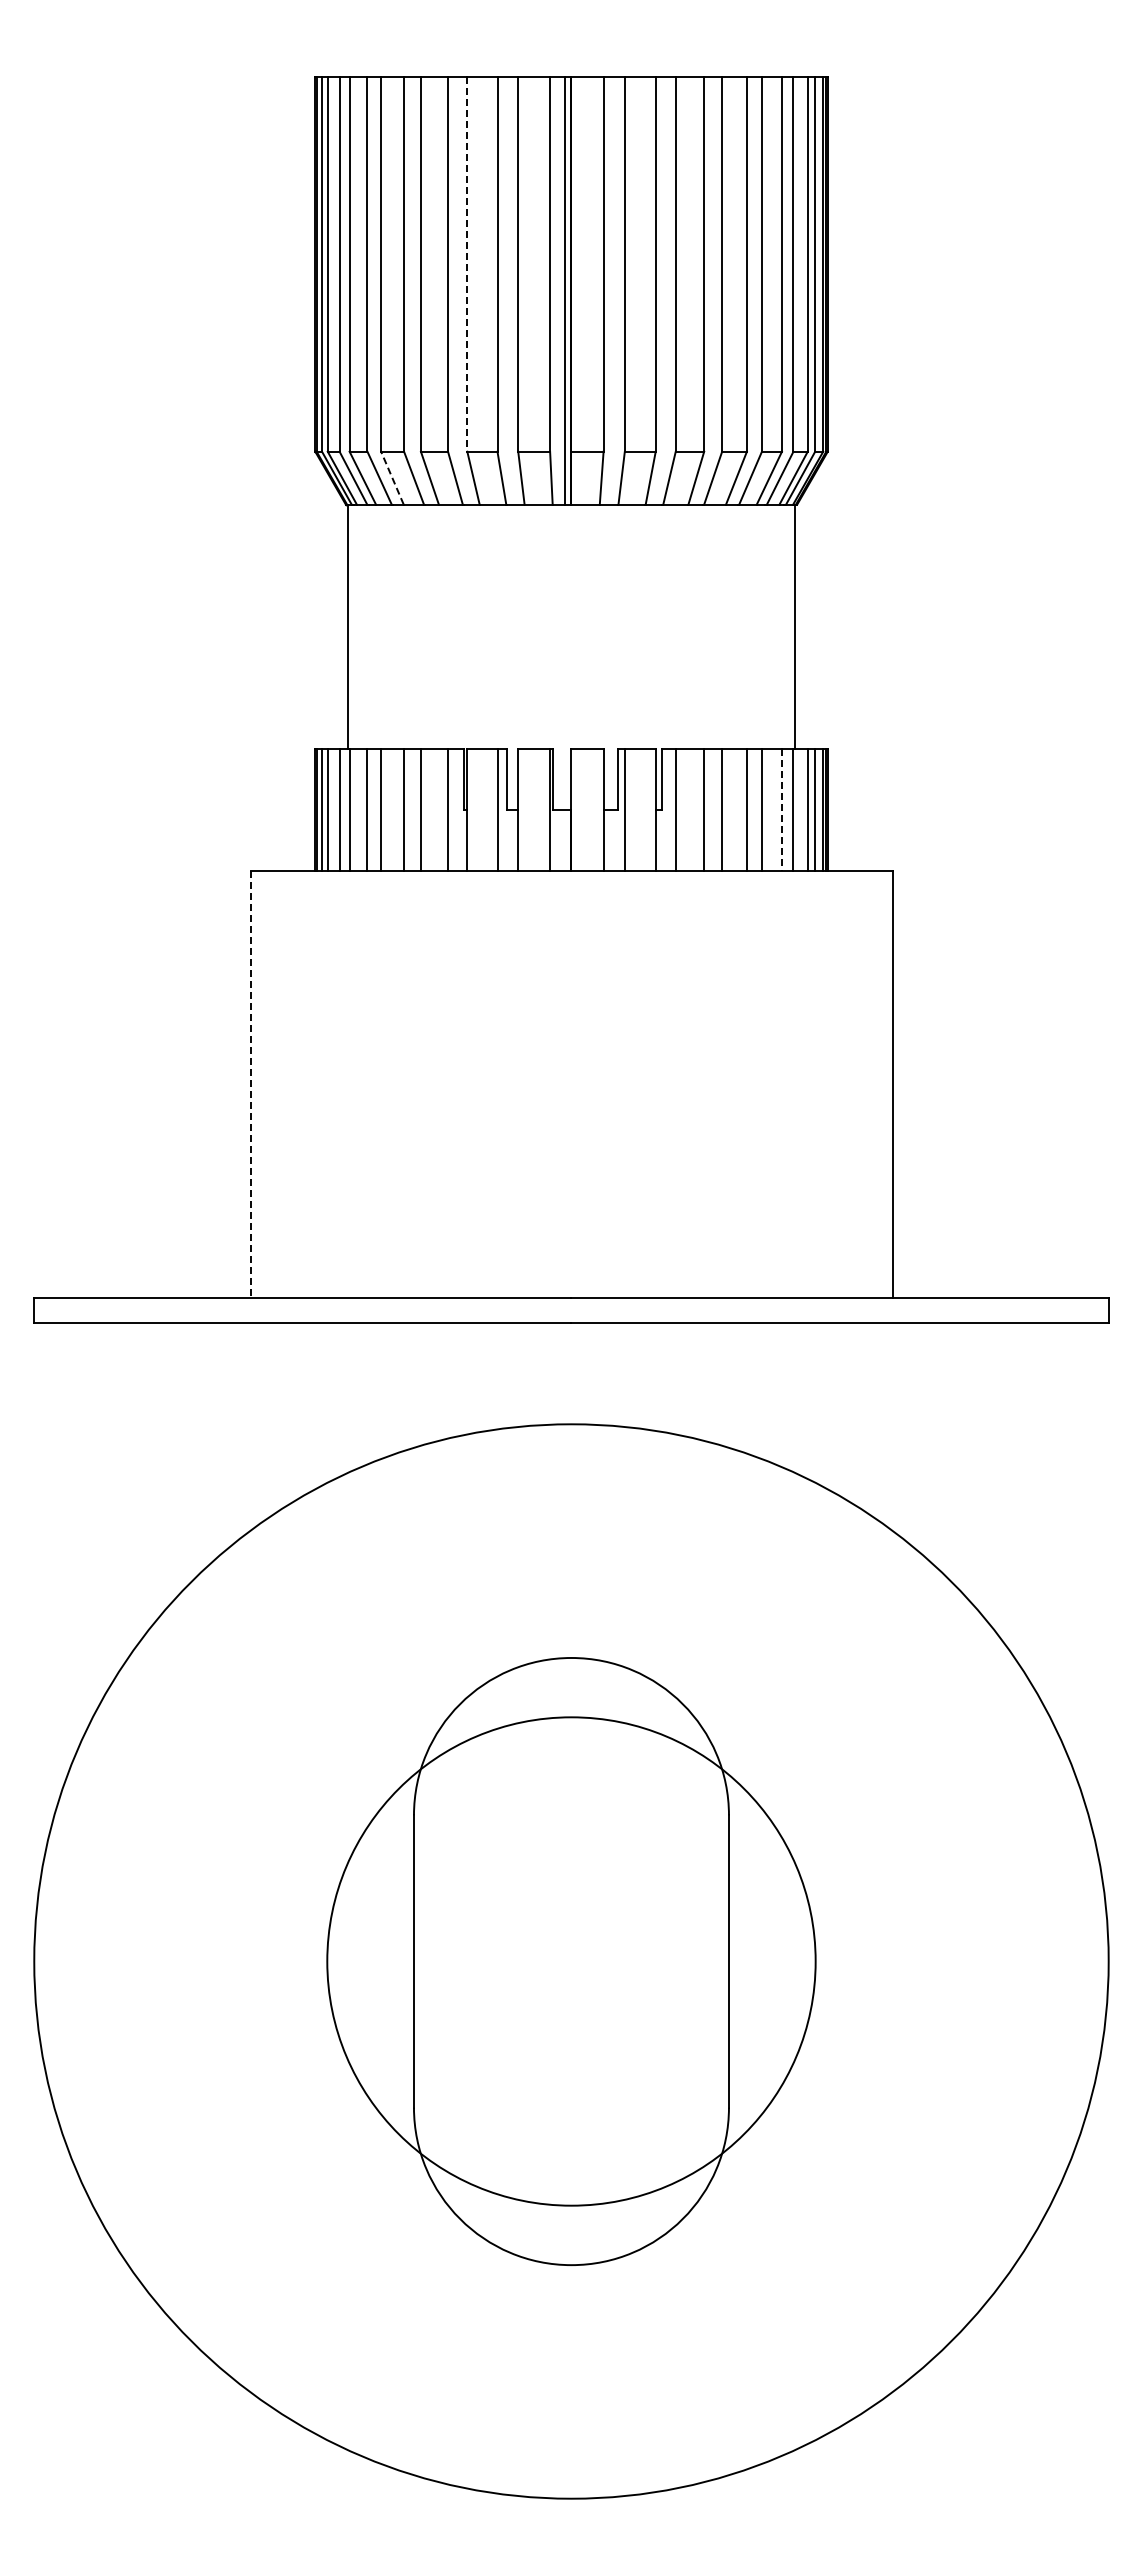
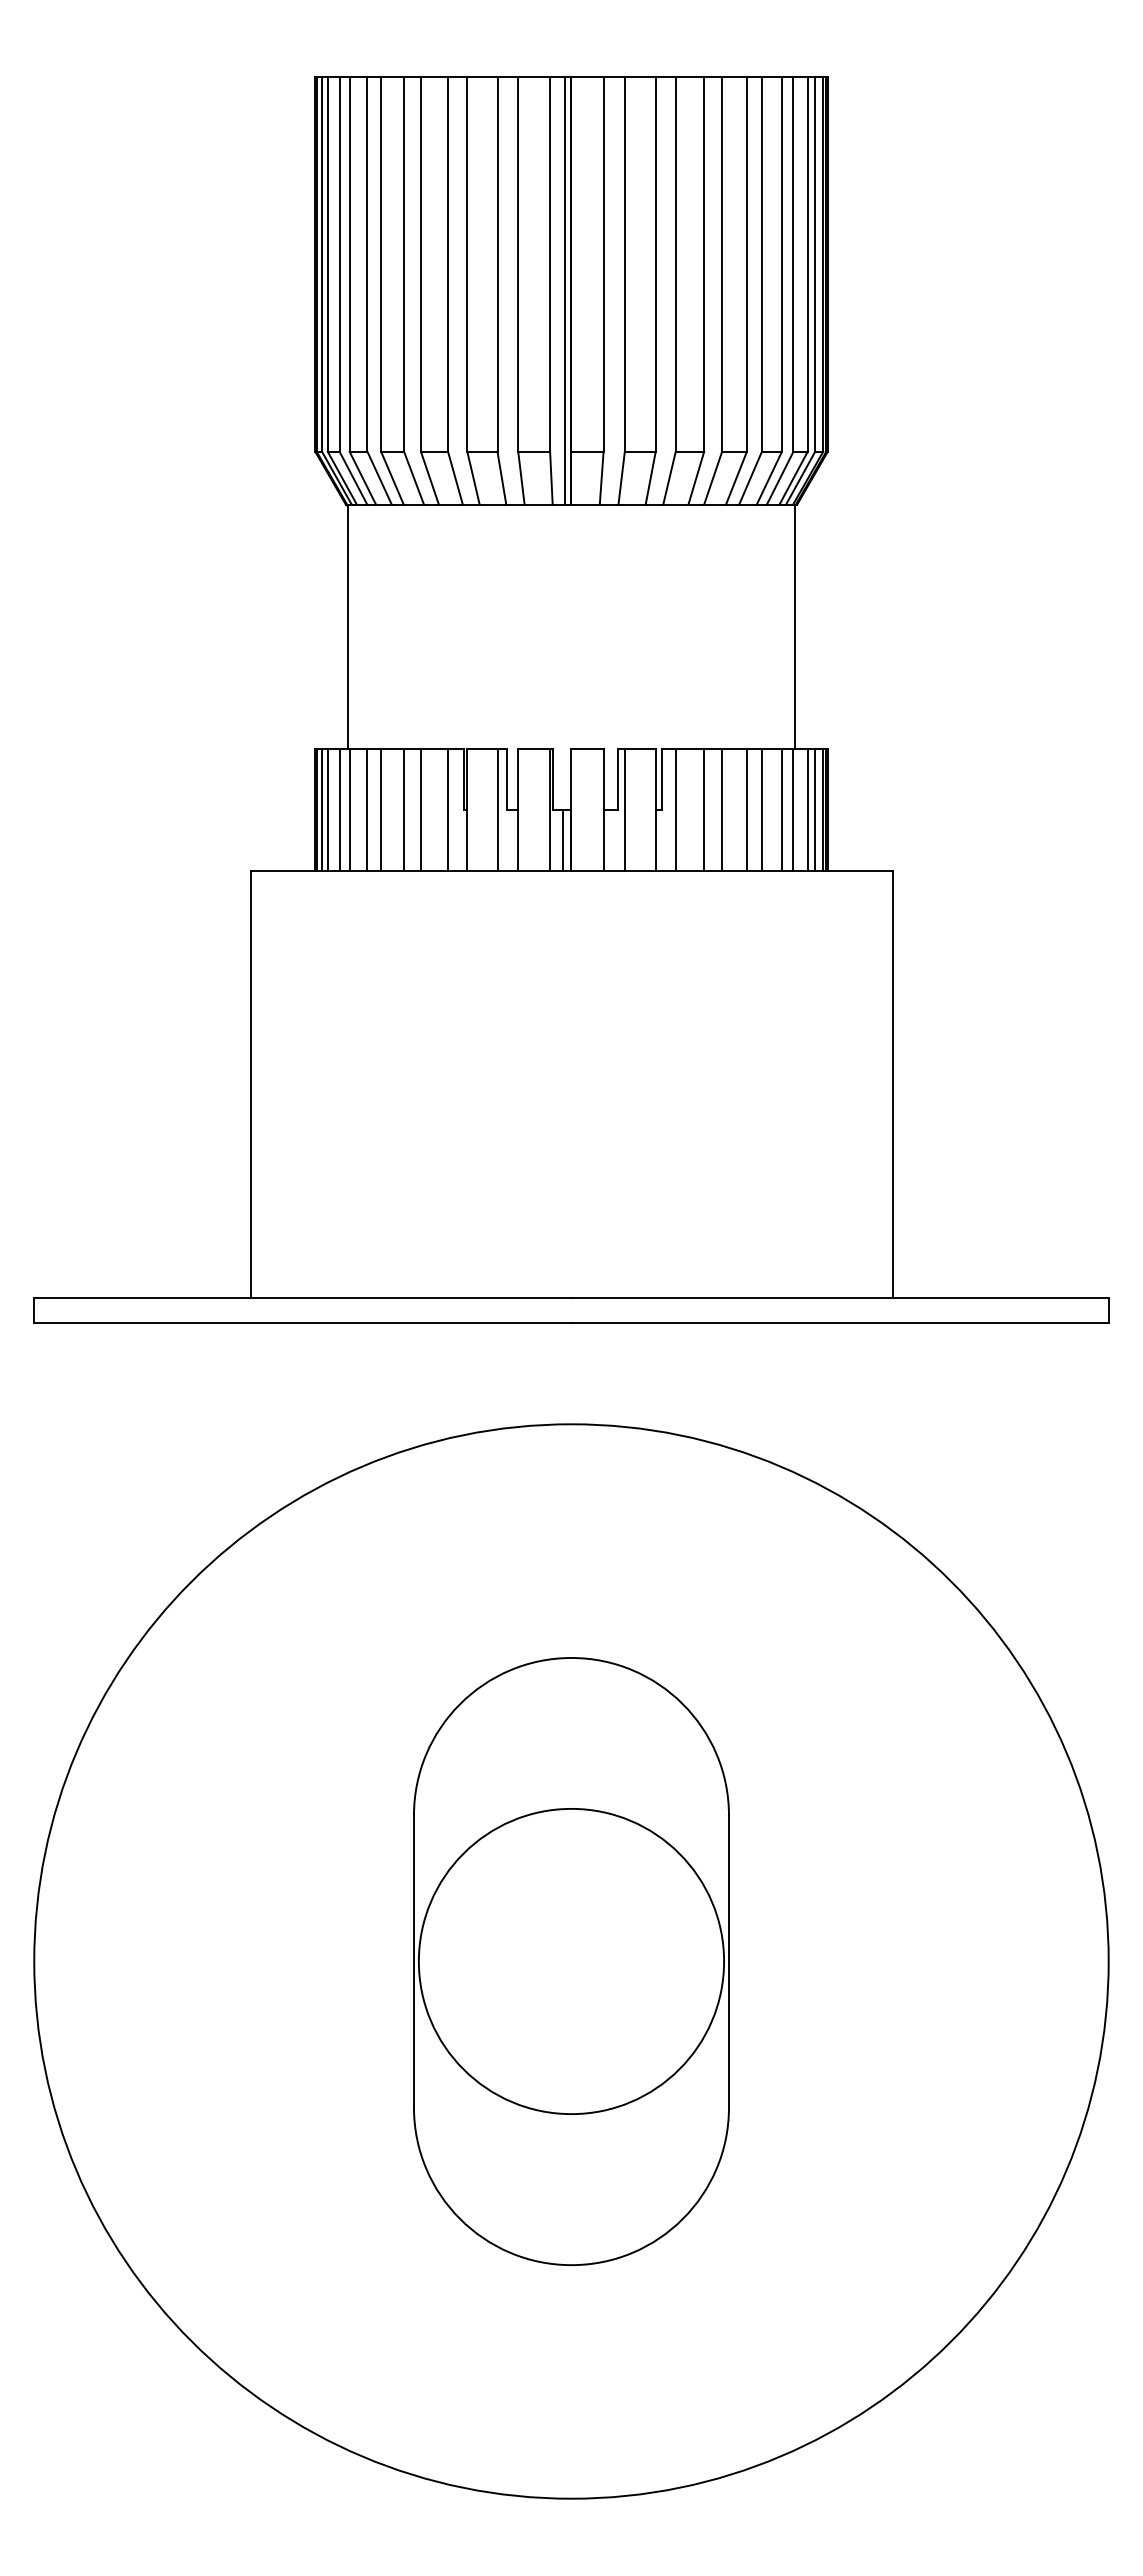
line: dashed -> solid (467, 264)
line: dashed -> solid (392, 478)
line: dashed -> solid (781, 810)
line: none -> present (562, 839)
line: dashed -> solid (250, 1084)
circle diameter: 488 px -> 305 px (571, 1961)
